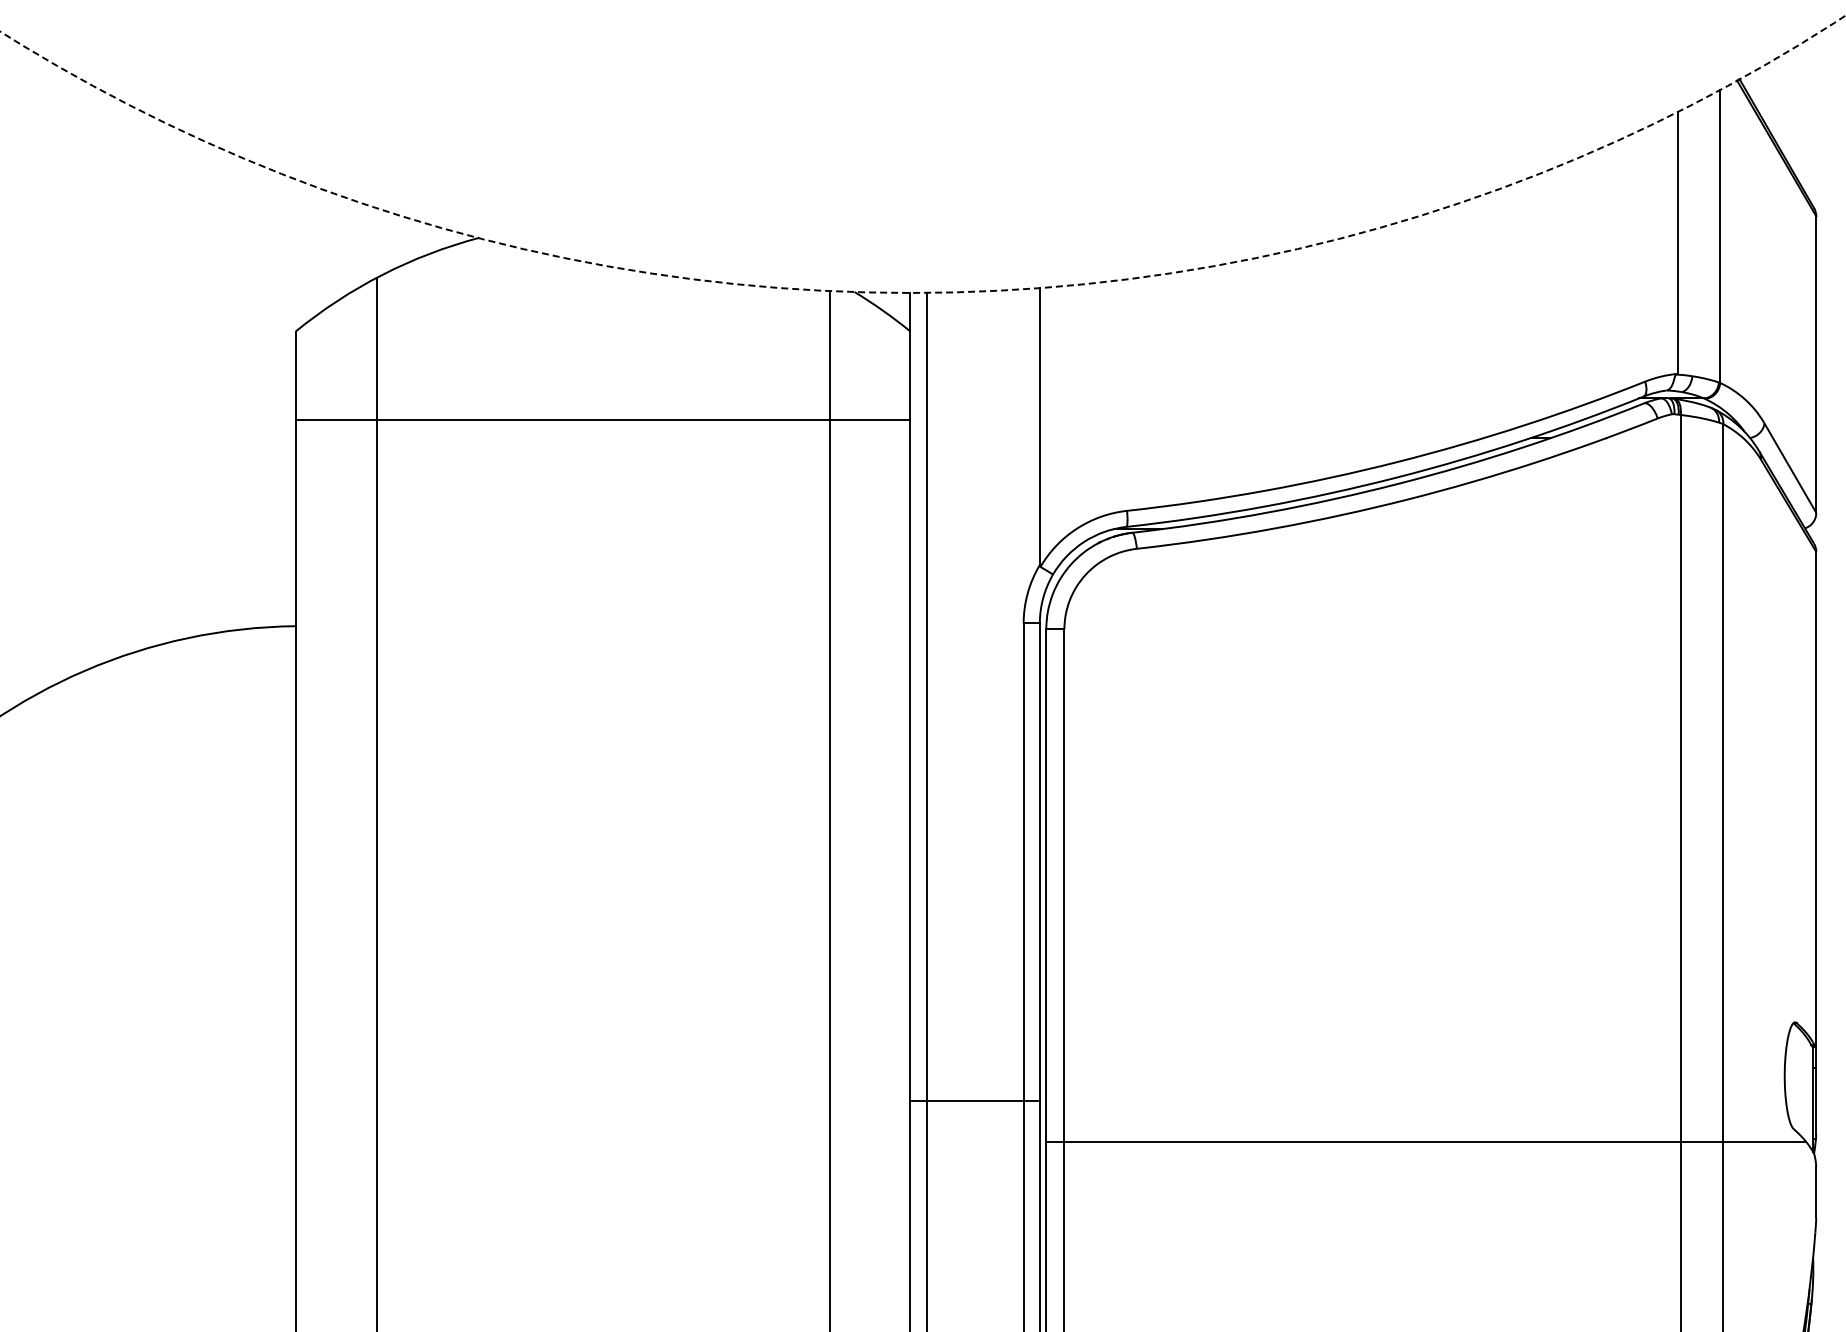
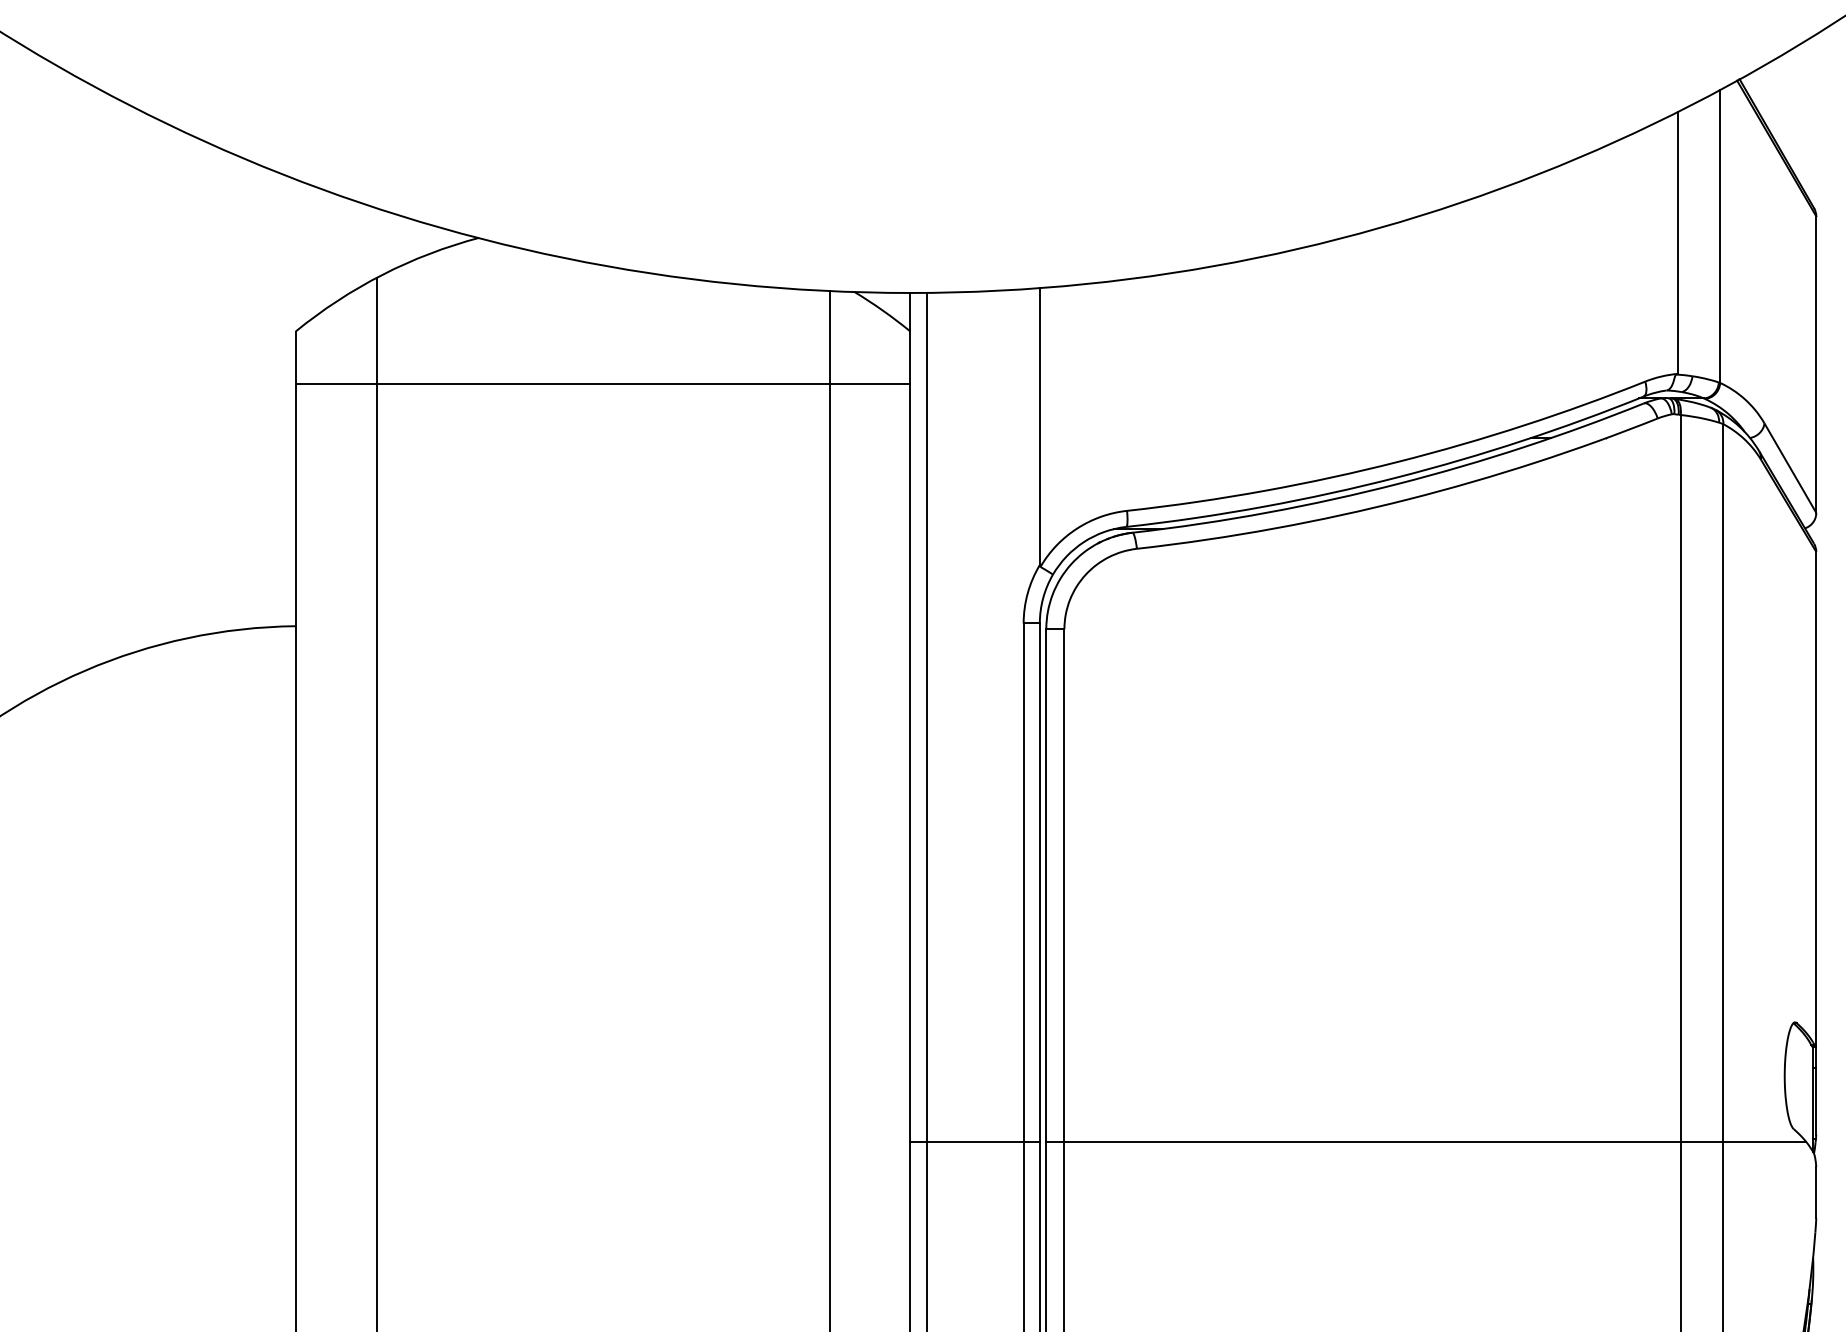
circle: dashed -> solid (922, 153)
line position: (602, 419) -> (602, 383) (602, 383)
line position: (974, 1101) -> (974, 1142) (974, 1142)
